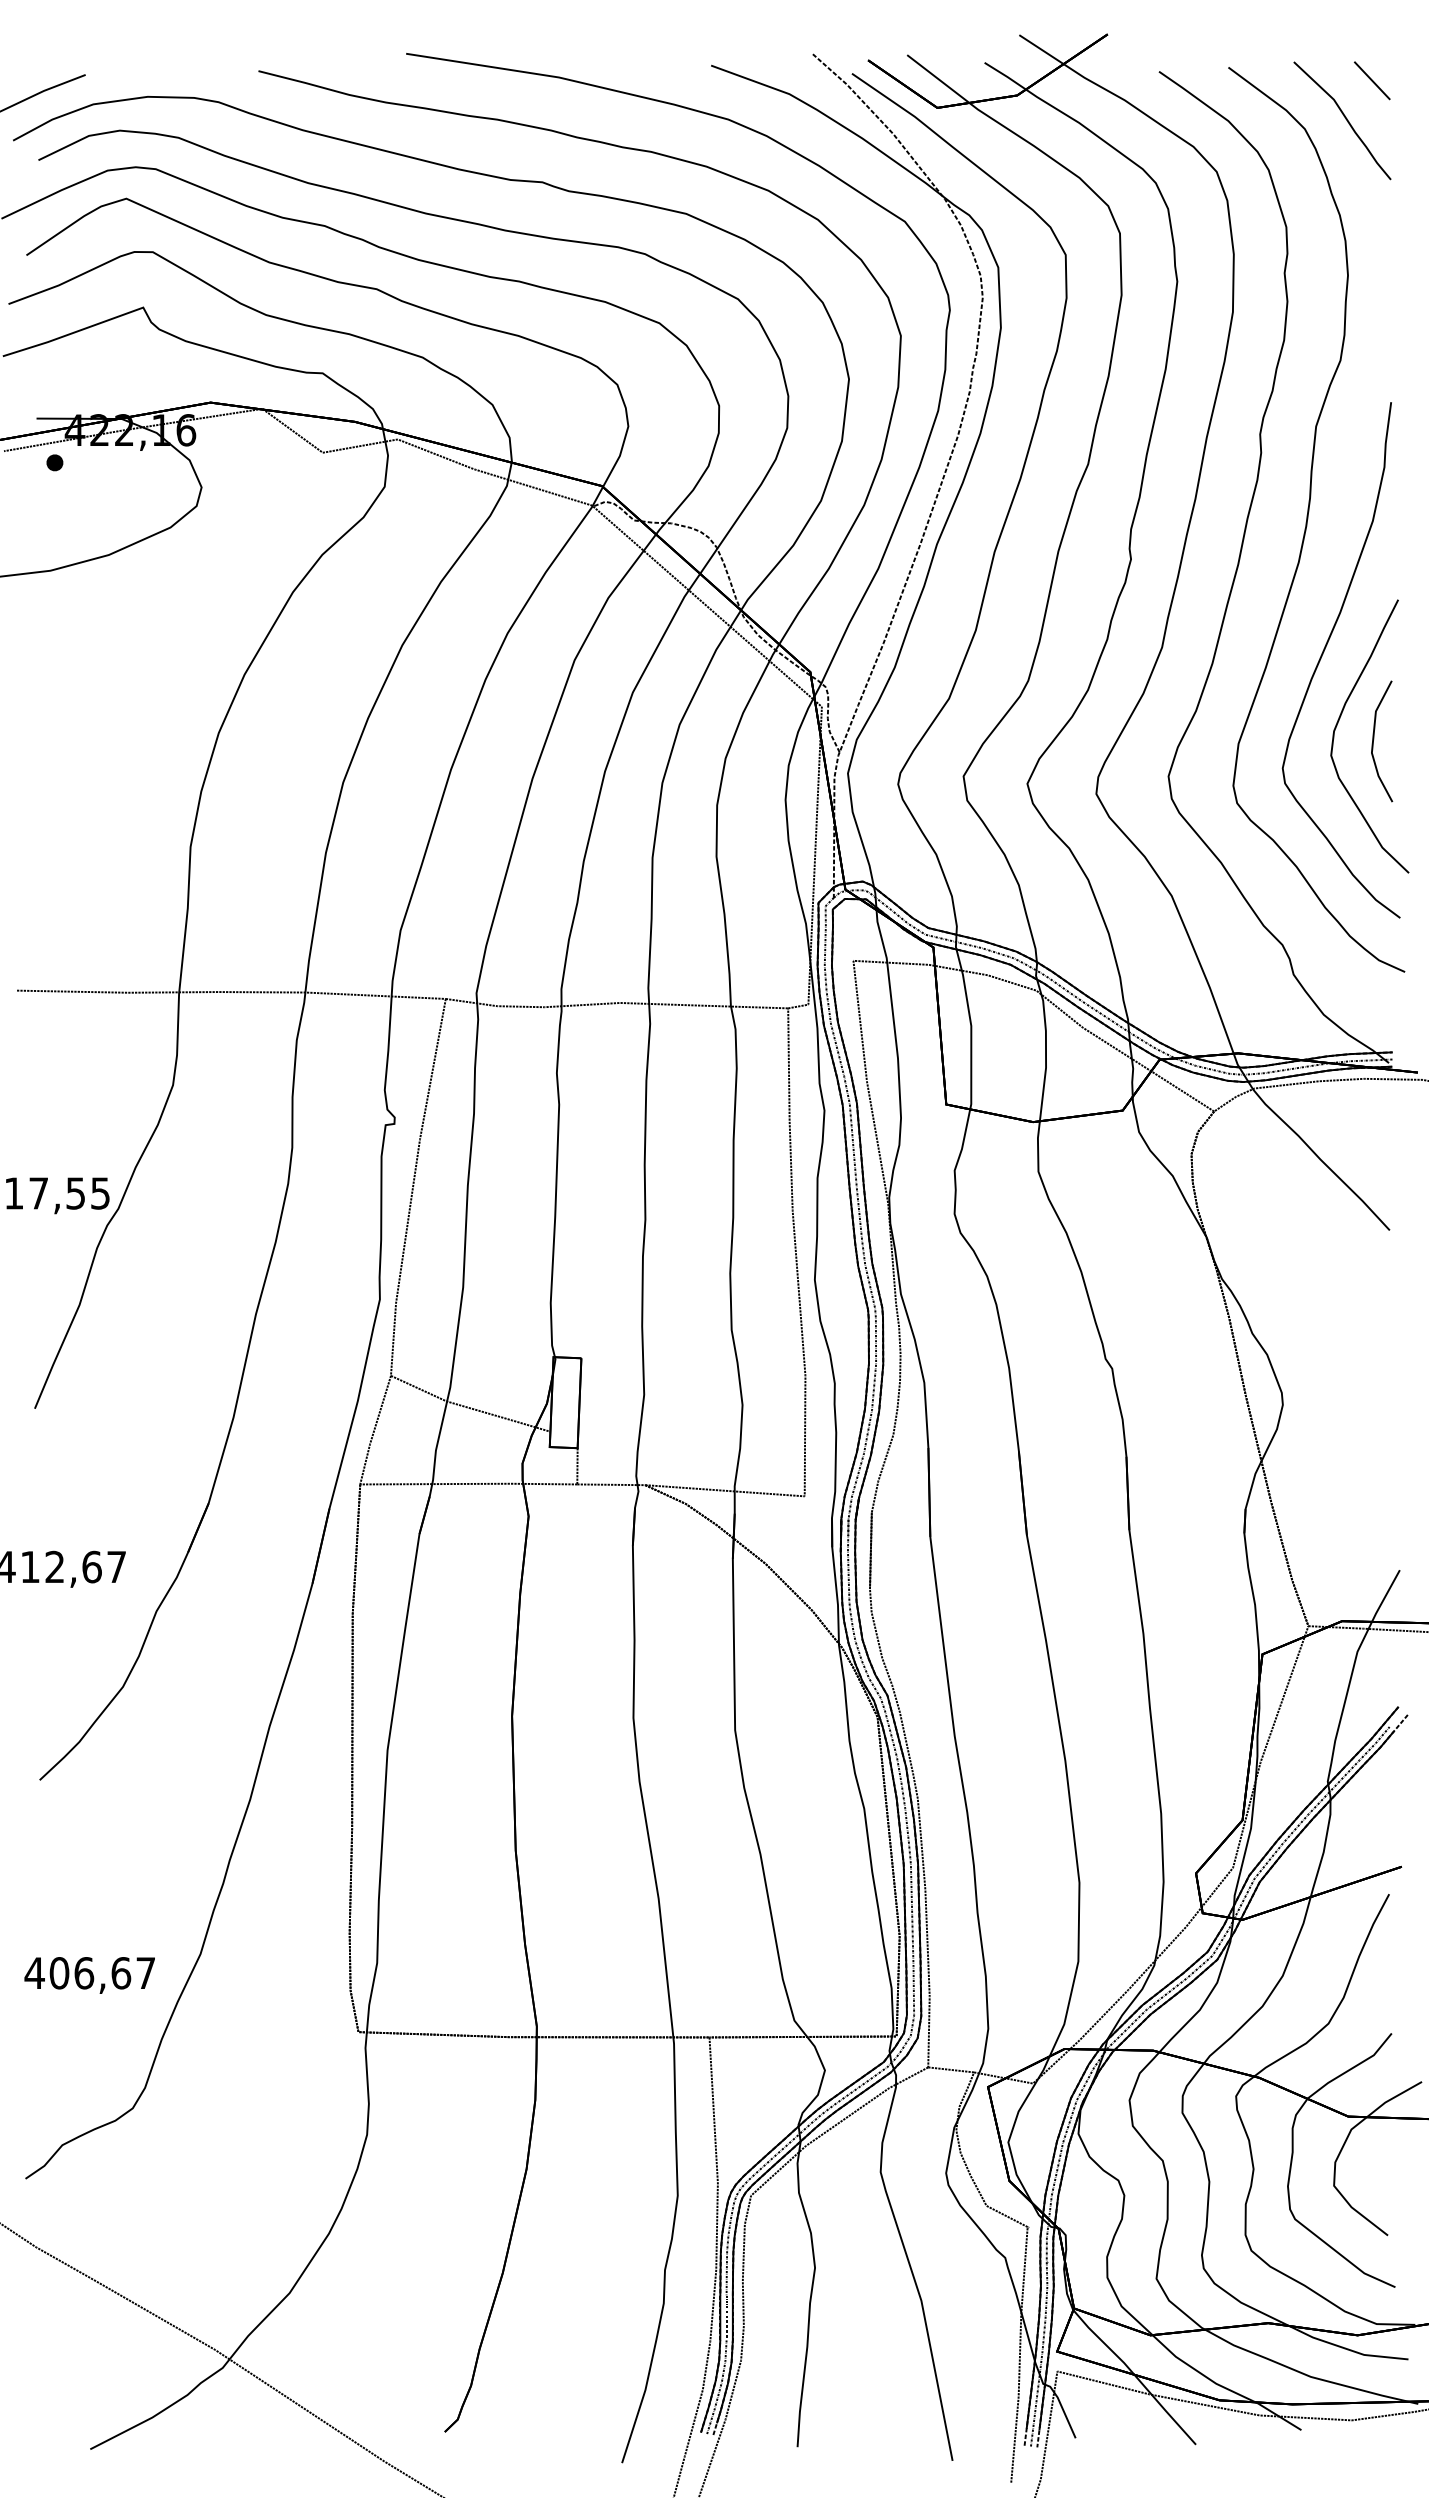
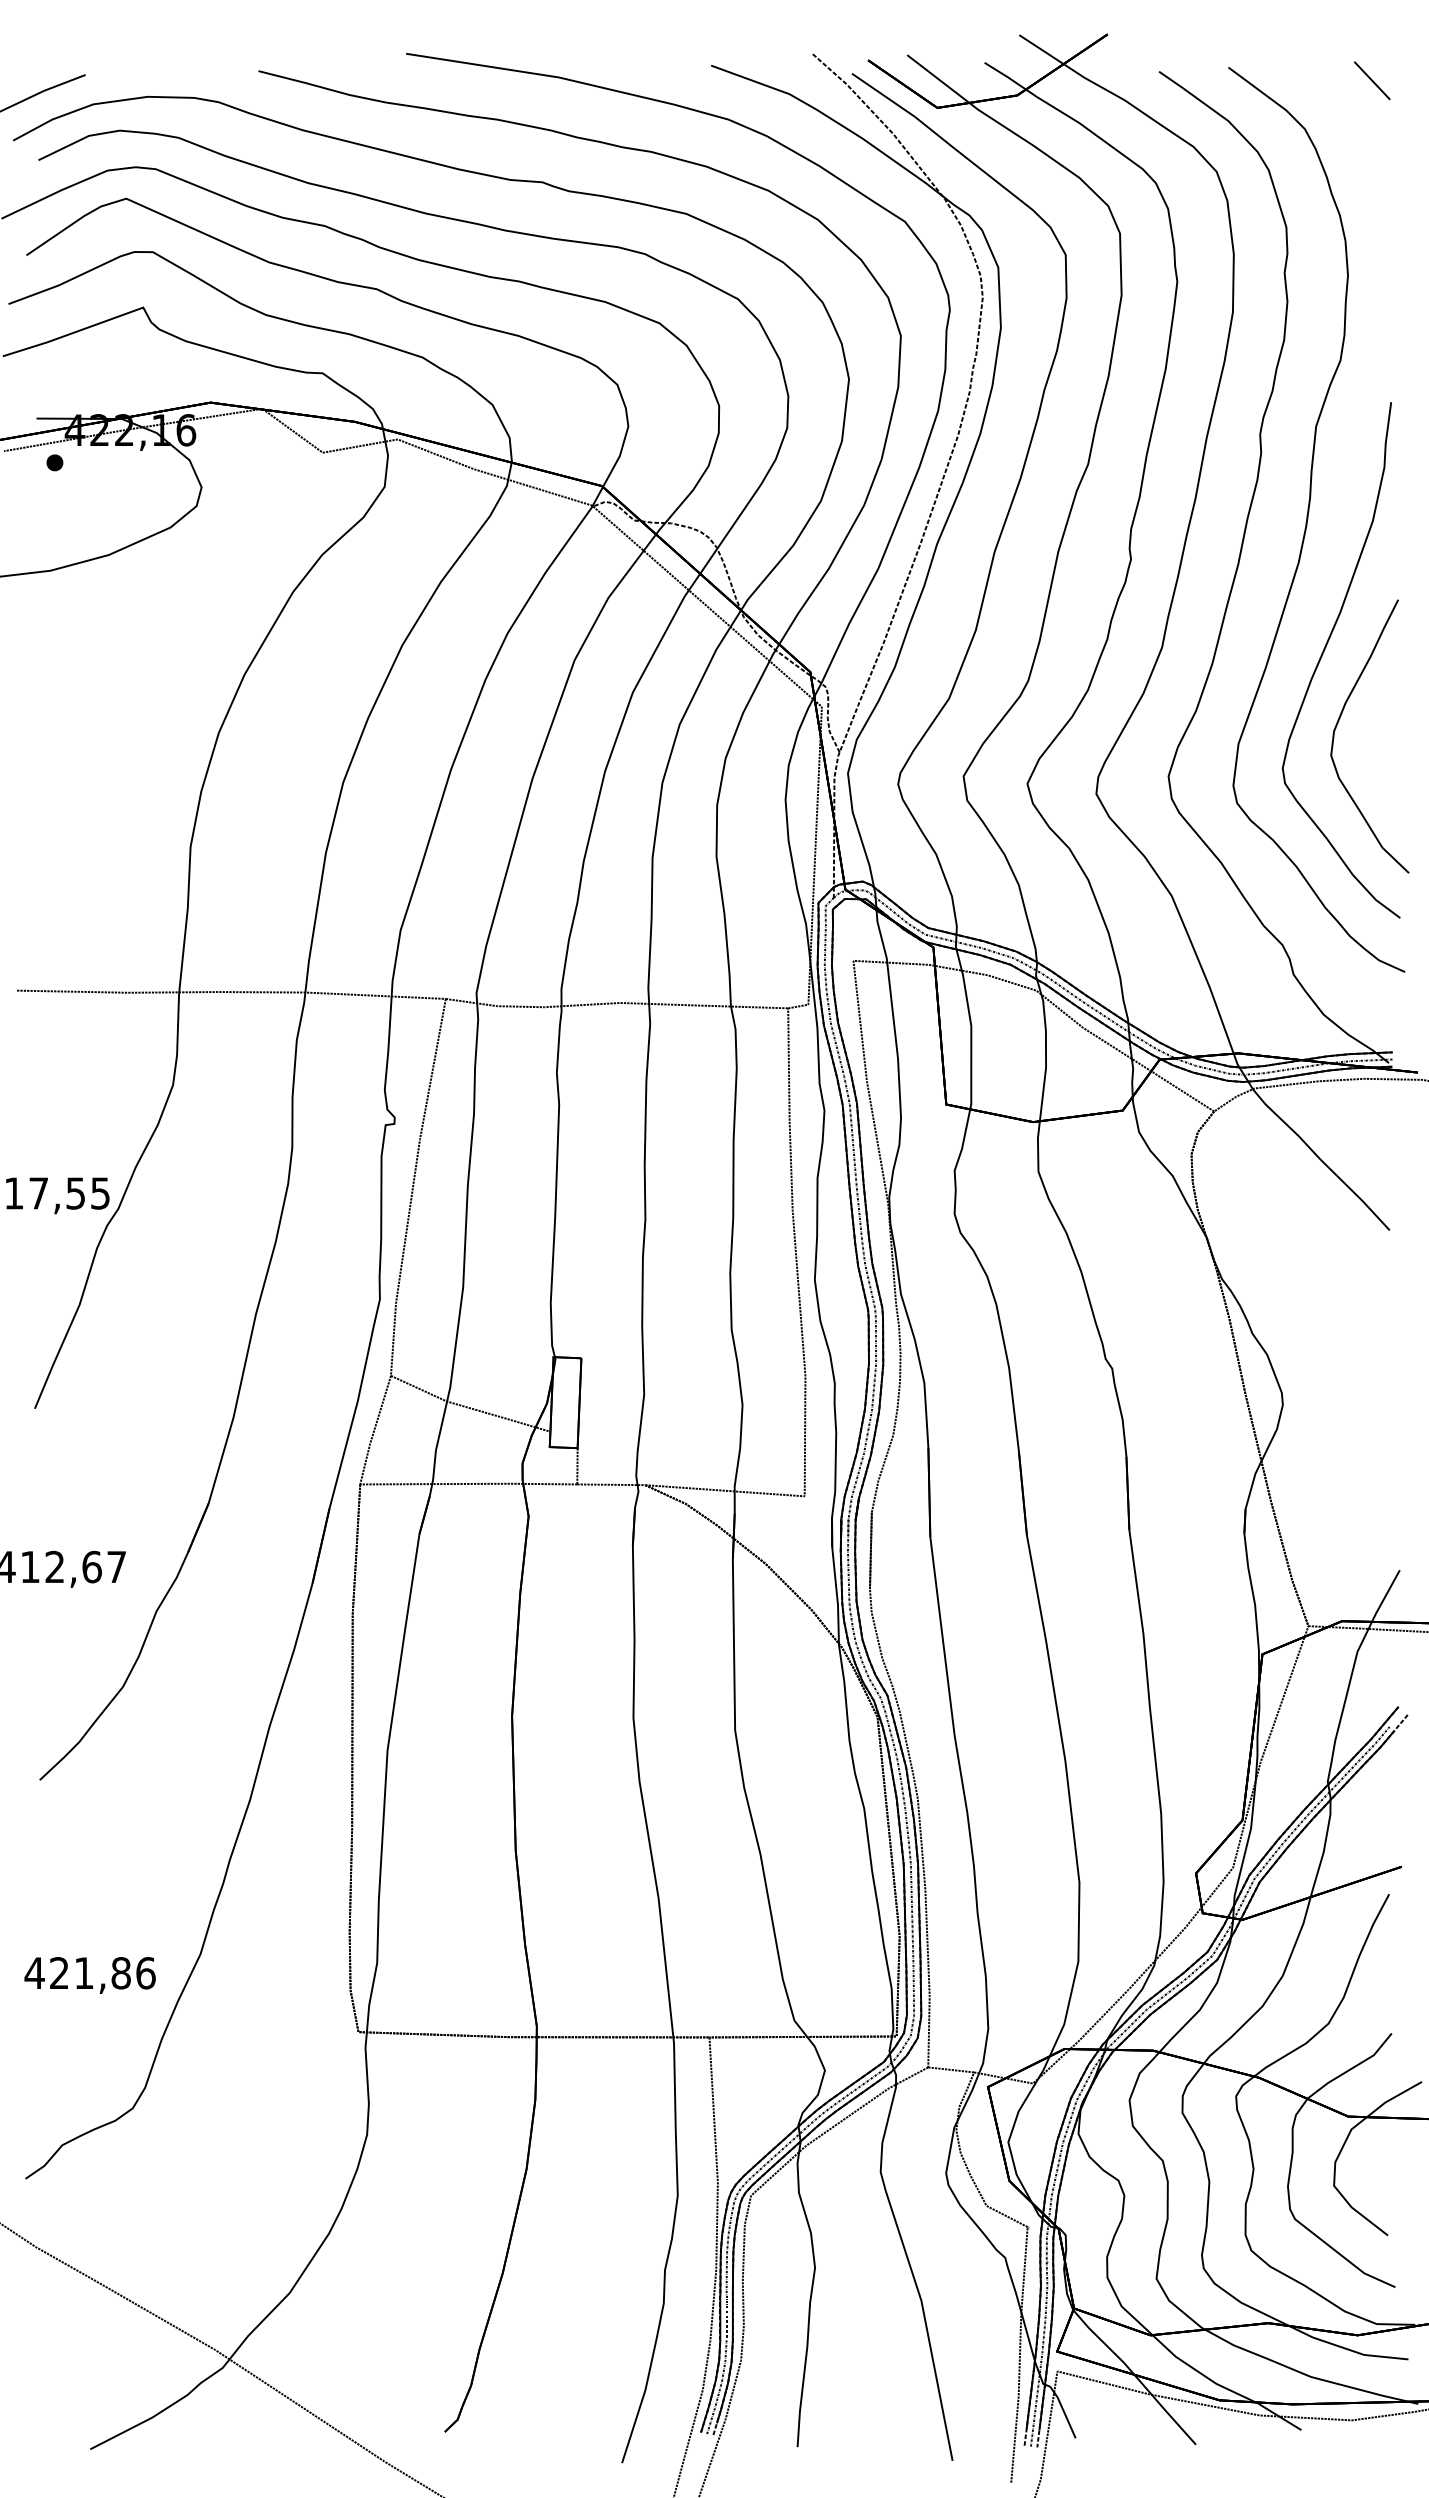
curve: present -> none (1345, 119)
line: present -> none (1374, 739)
text: 406,67 -> 421,86 (102, 1973)
